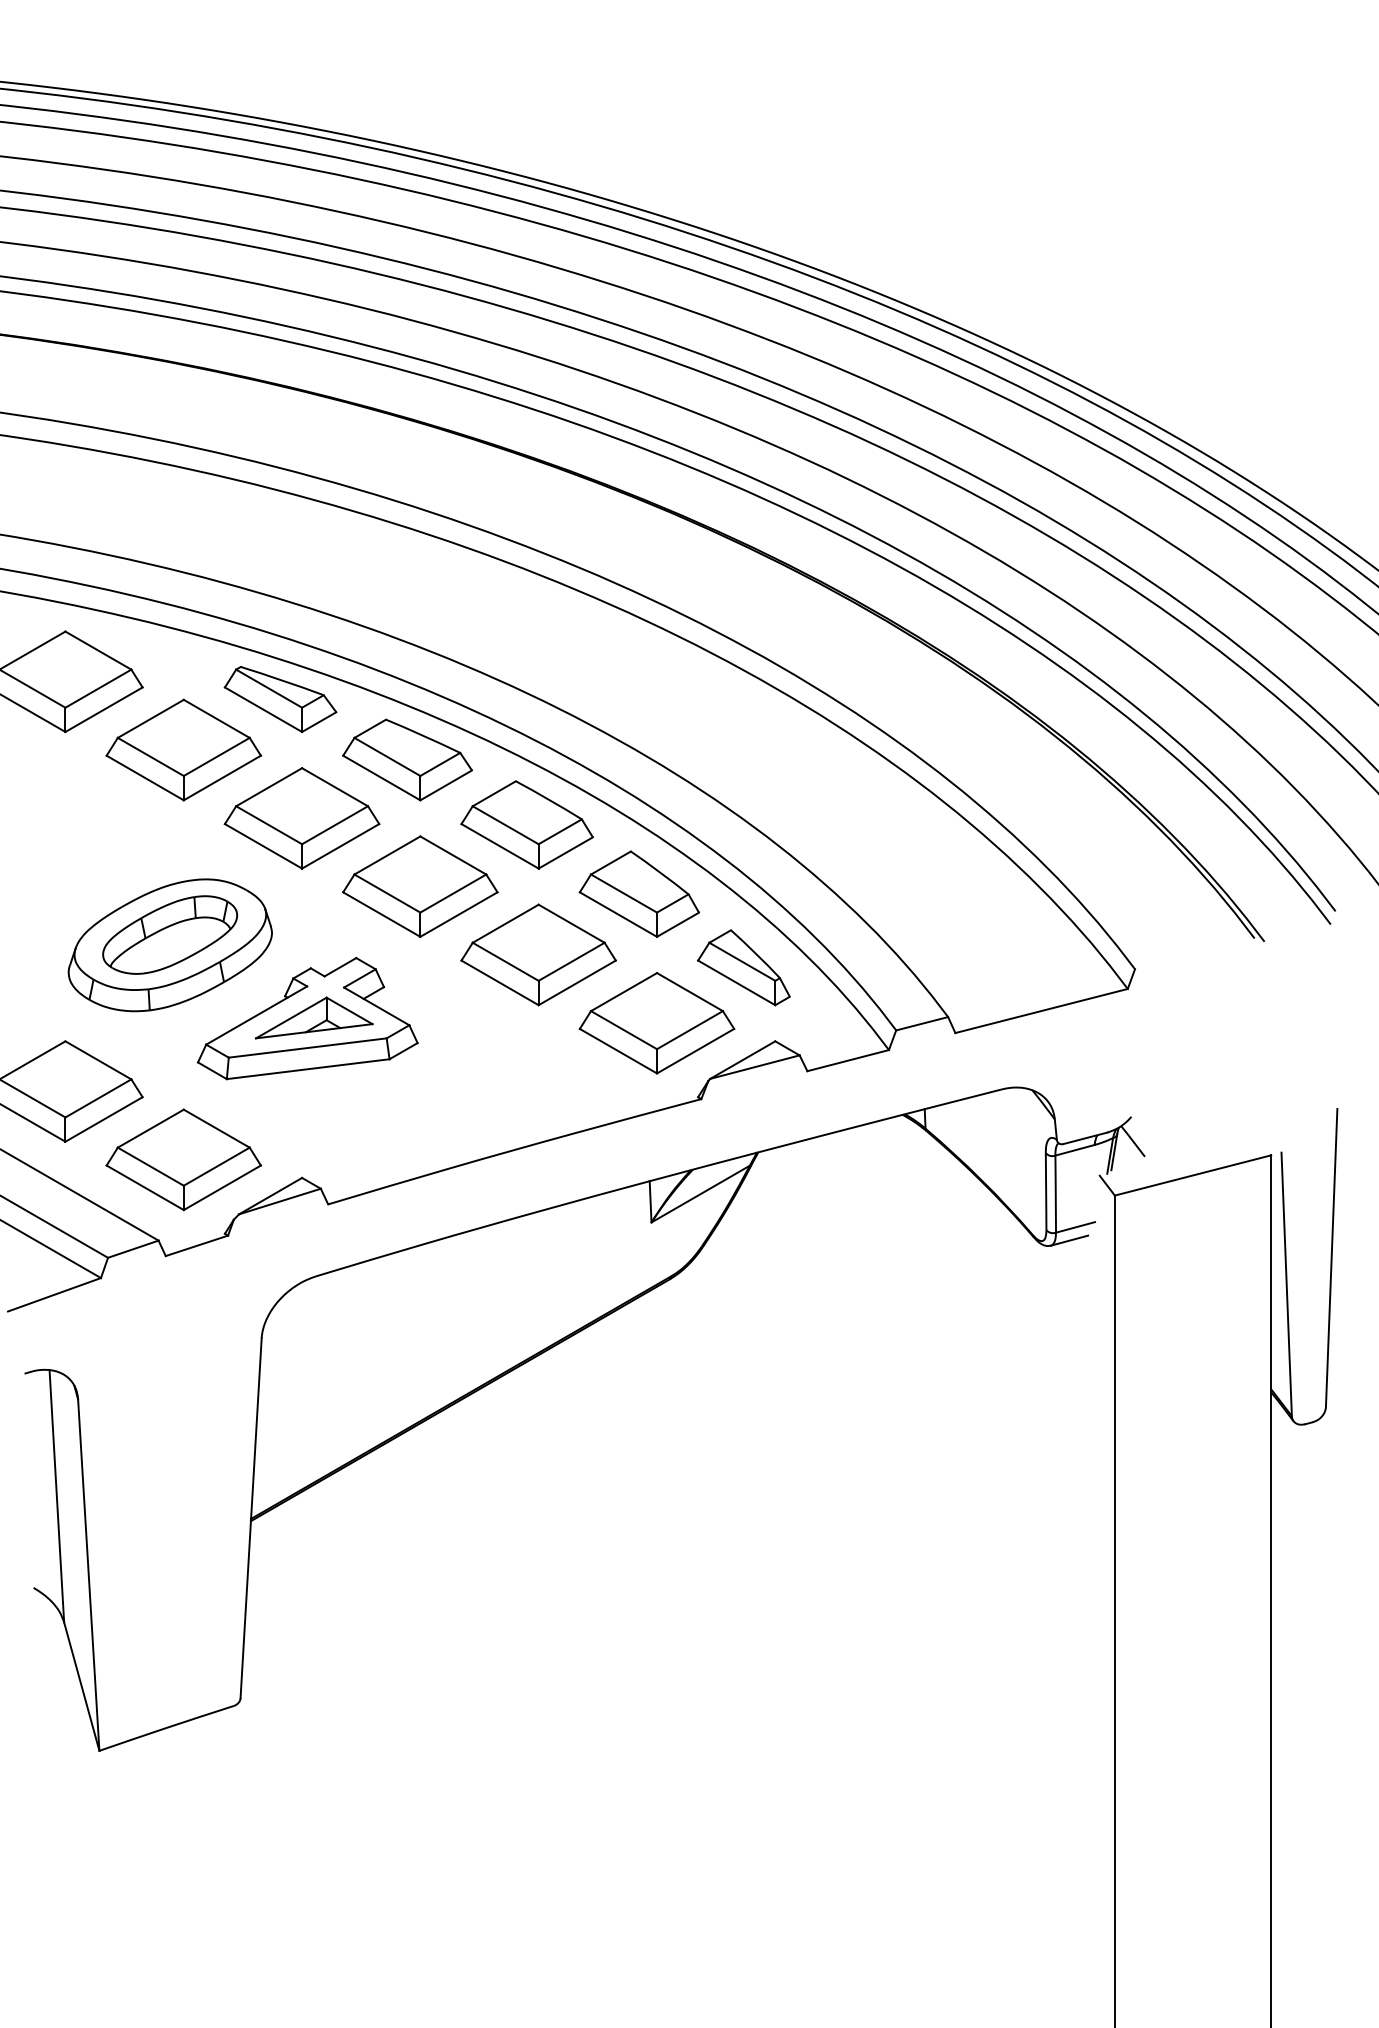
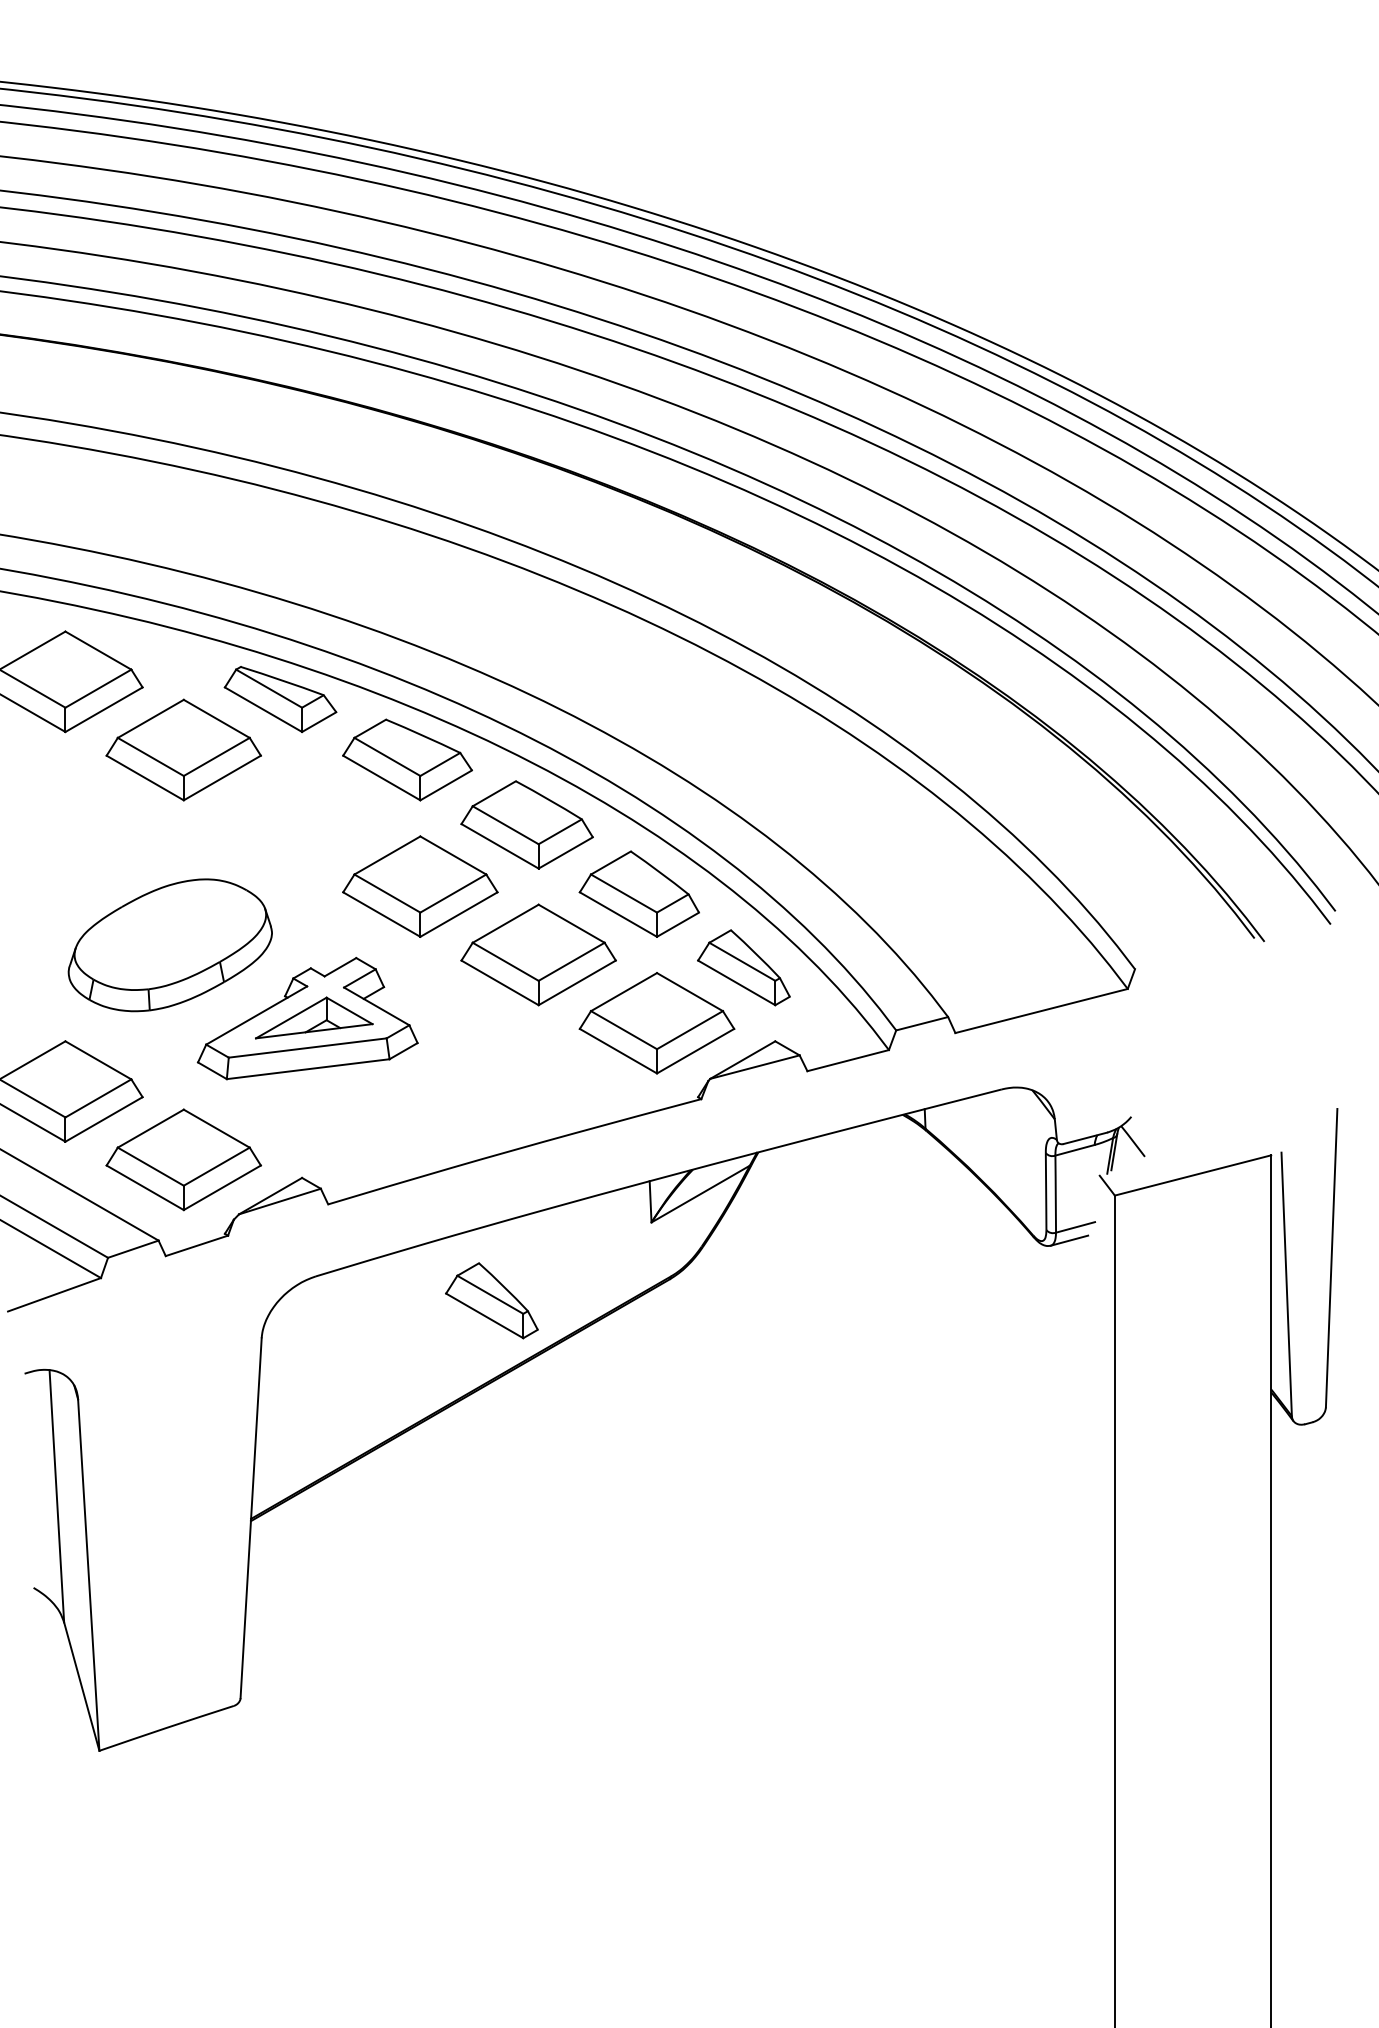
part: present -> none (301, 818)
part: present -> none (170, 934)
part: none -> present (491, 1300)
